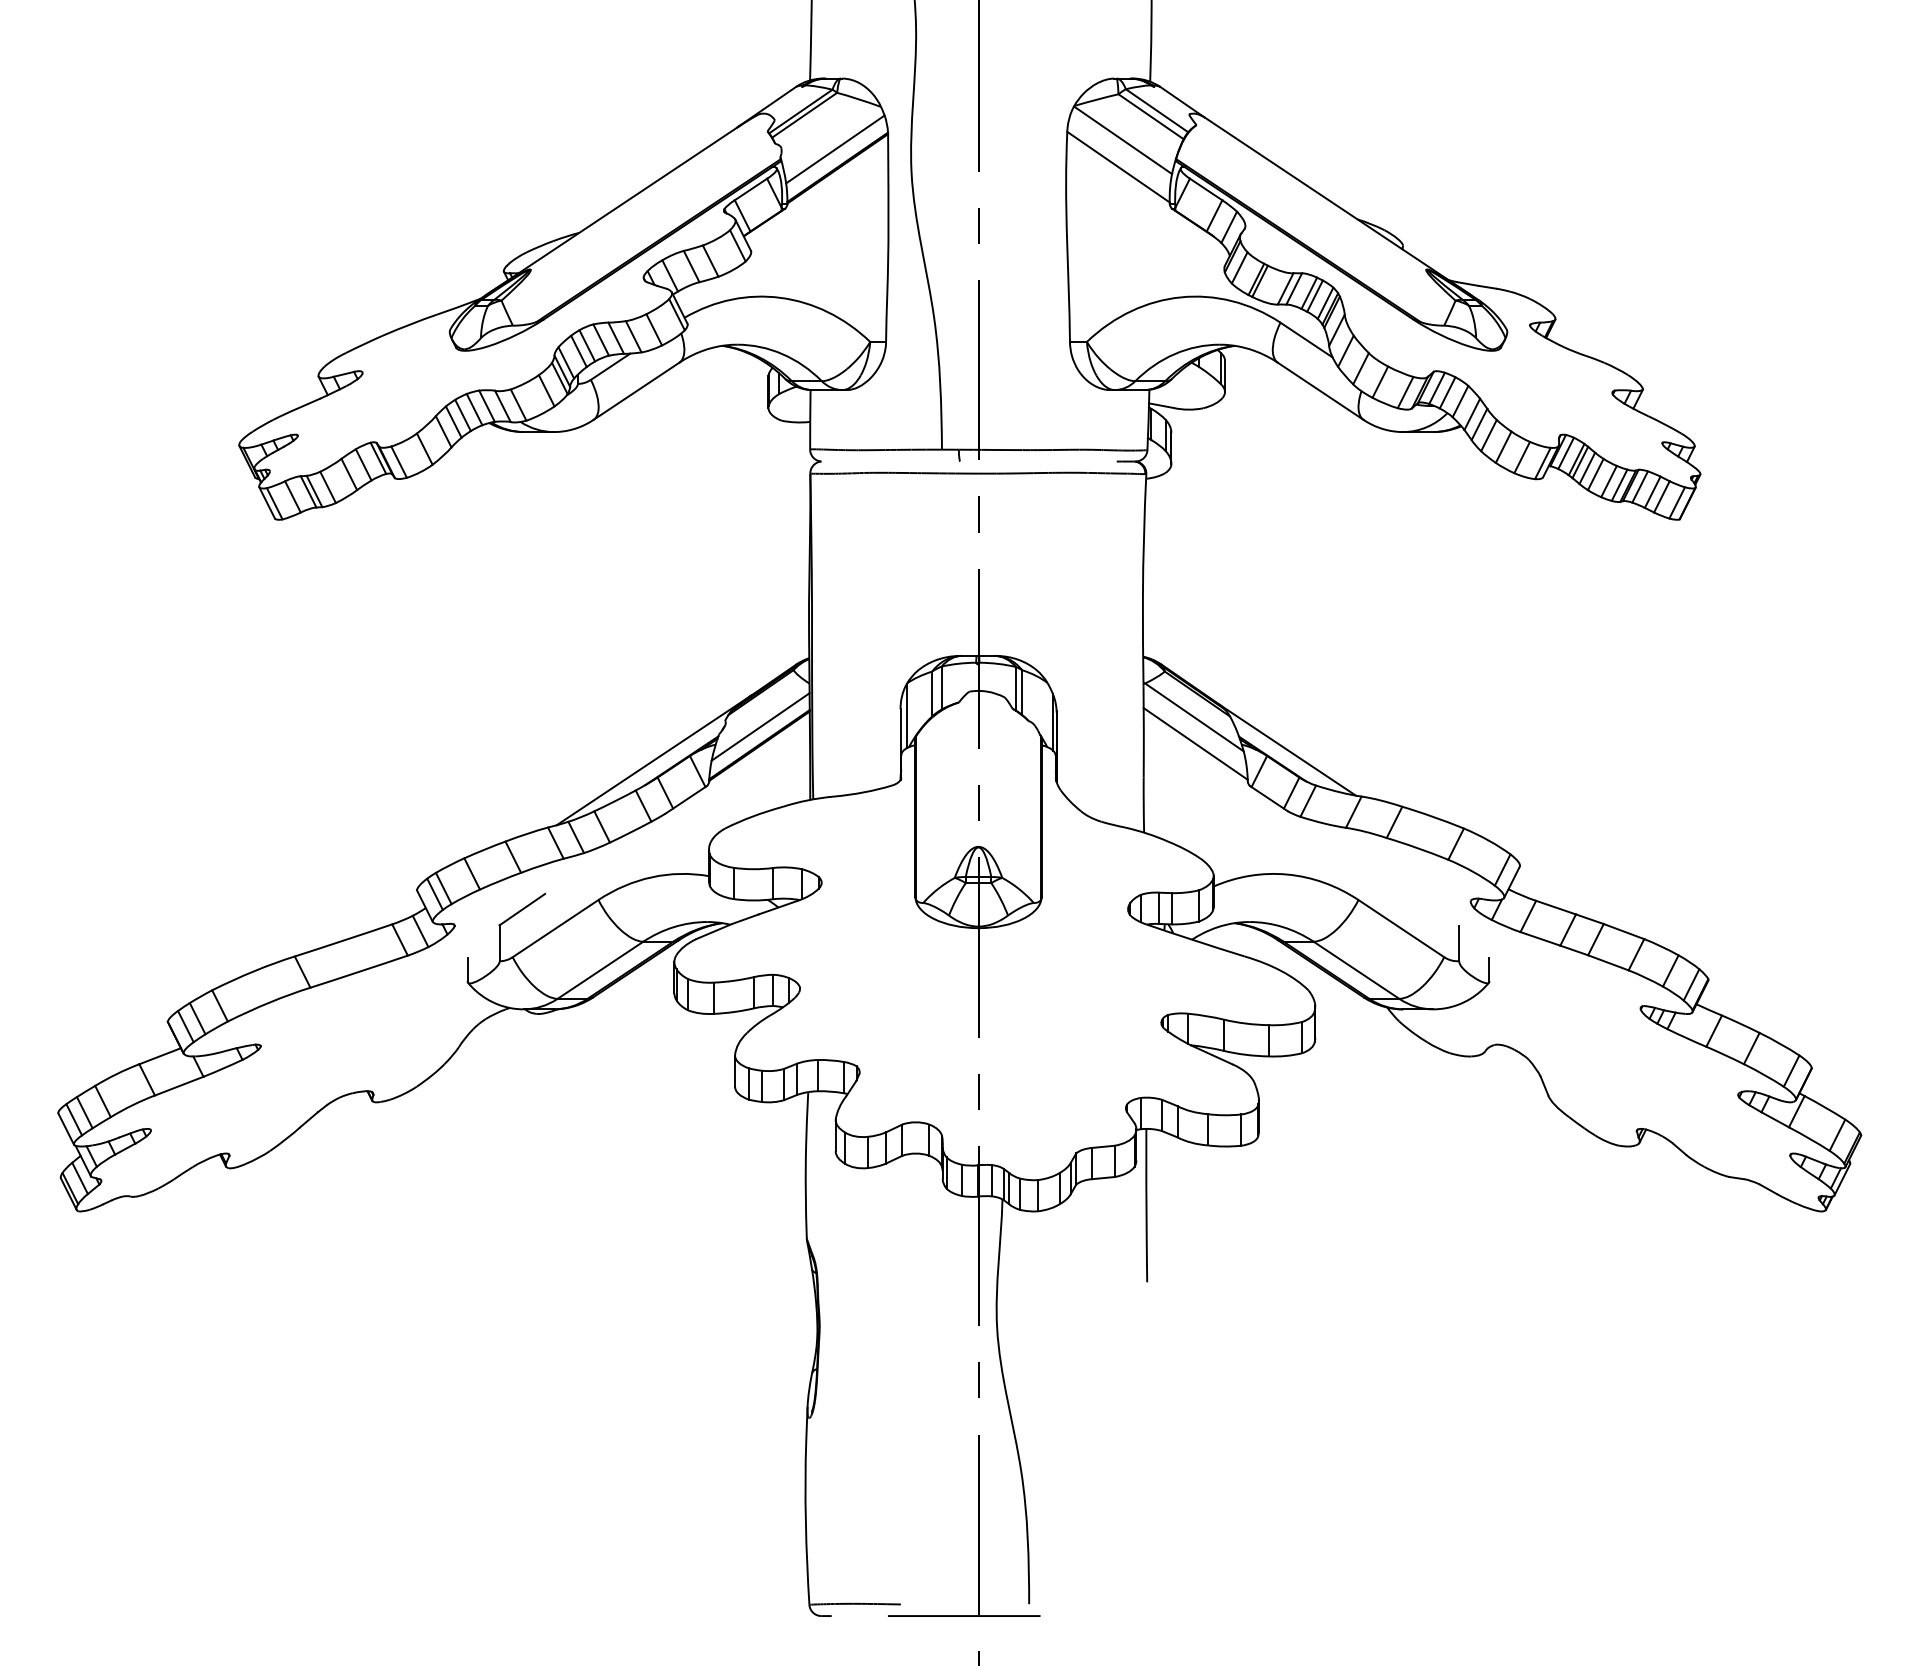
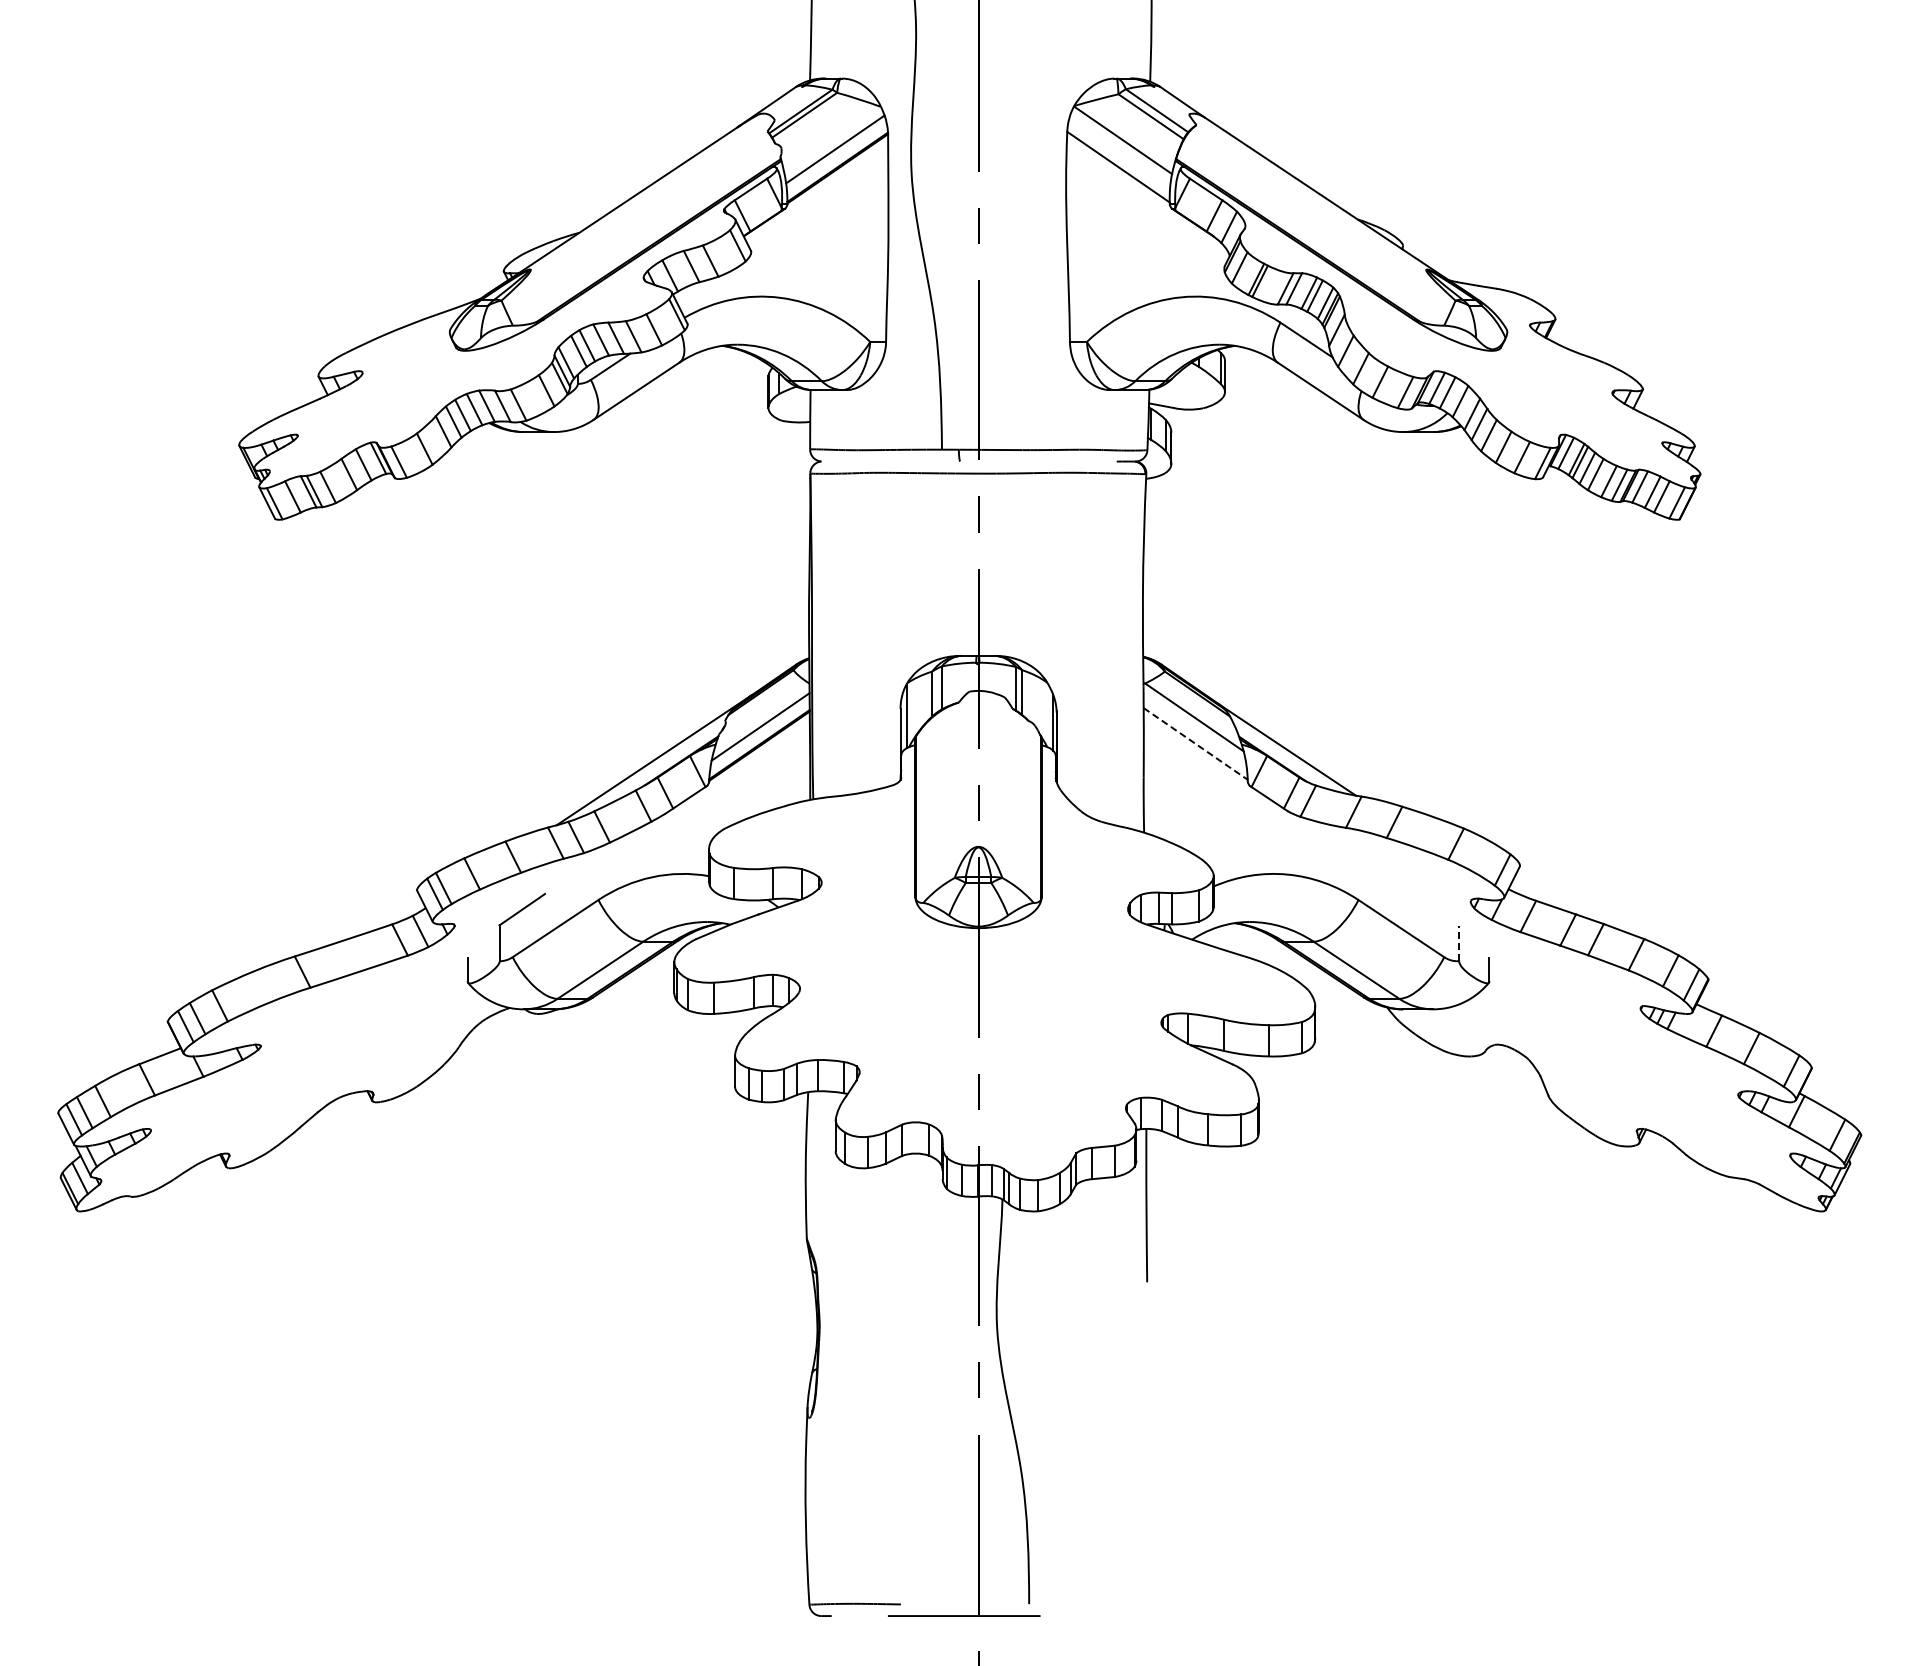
line: solid -> dashed (1196, 744)
line: solid -> dashed (1459, 943)
